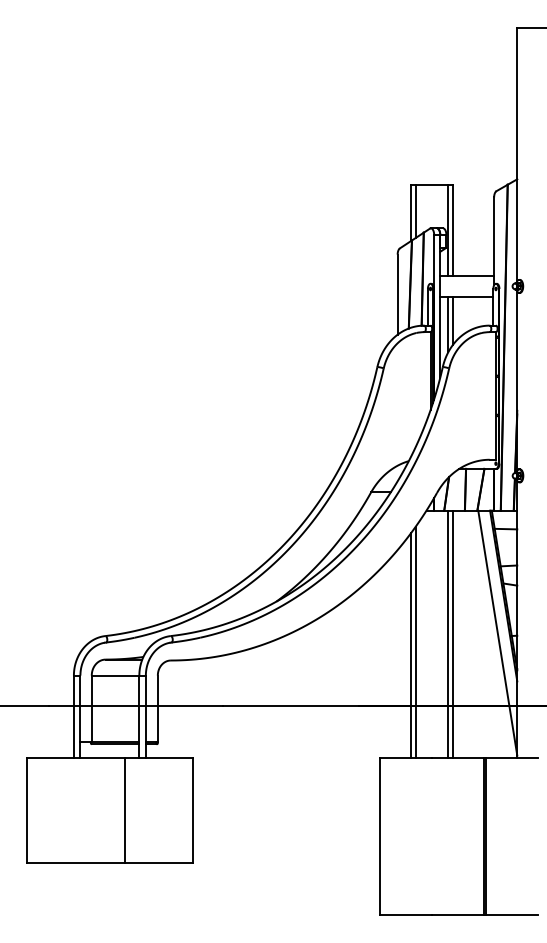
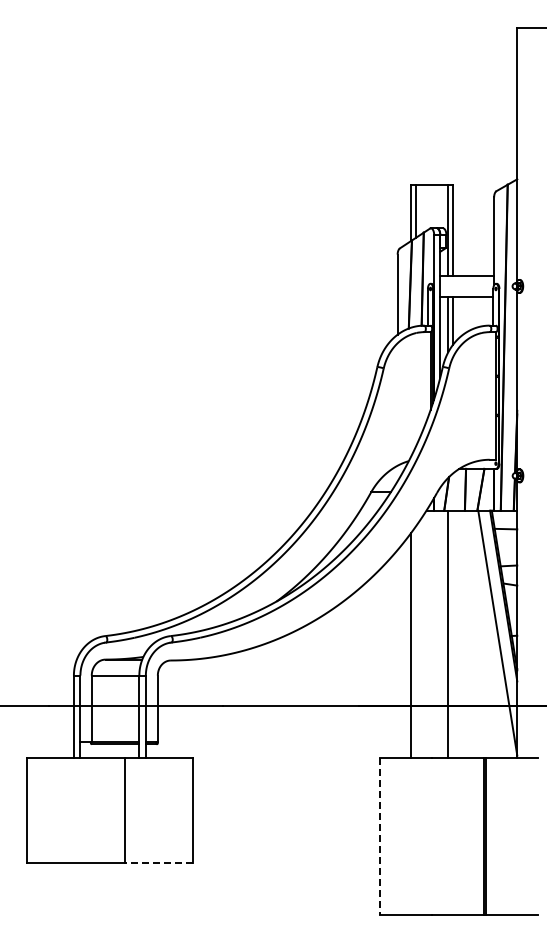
line: present -> none (452, 634)
line: present -> none (415, 642)
line: solid -> dashed (379, 836)
line: solid -> dashed (158, 862)
